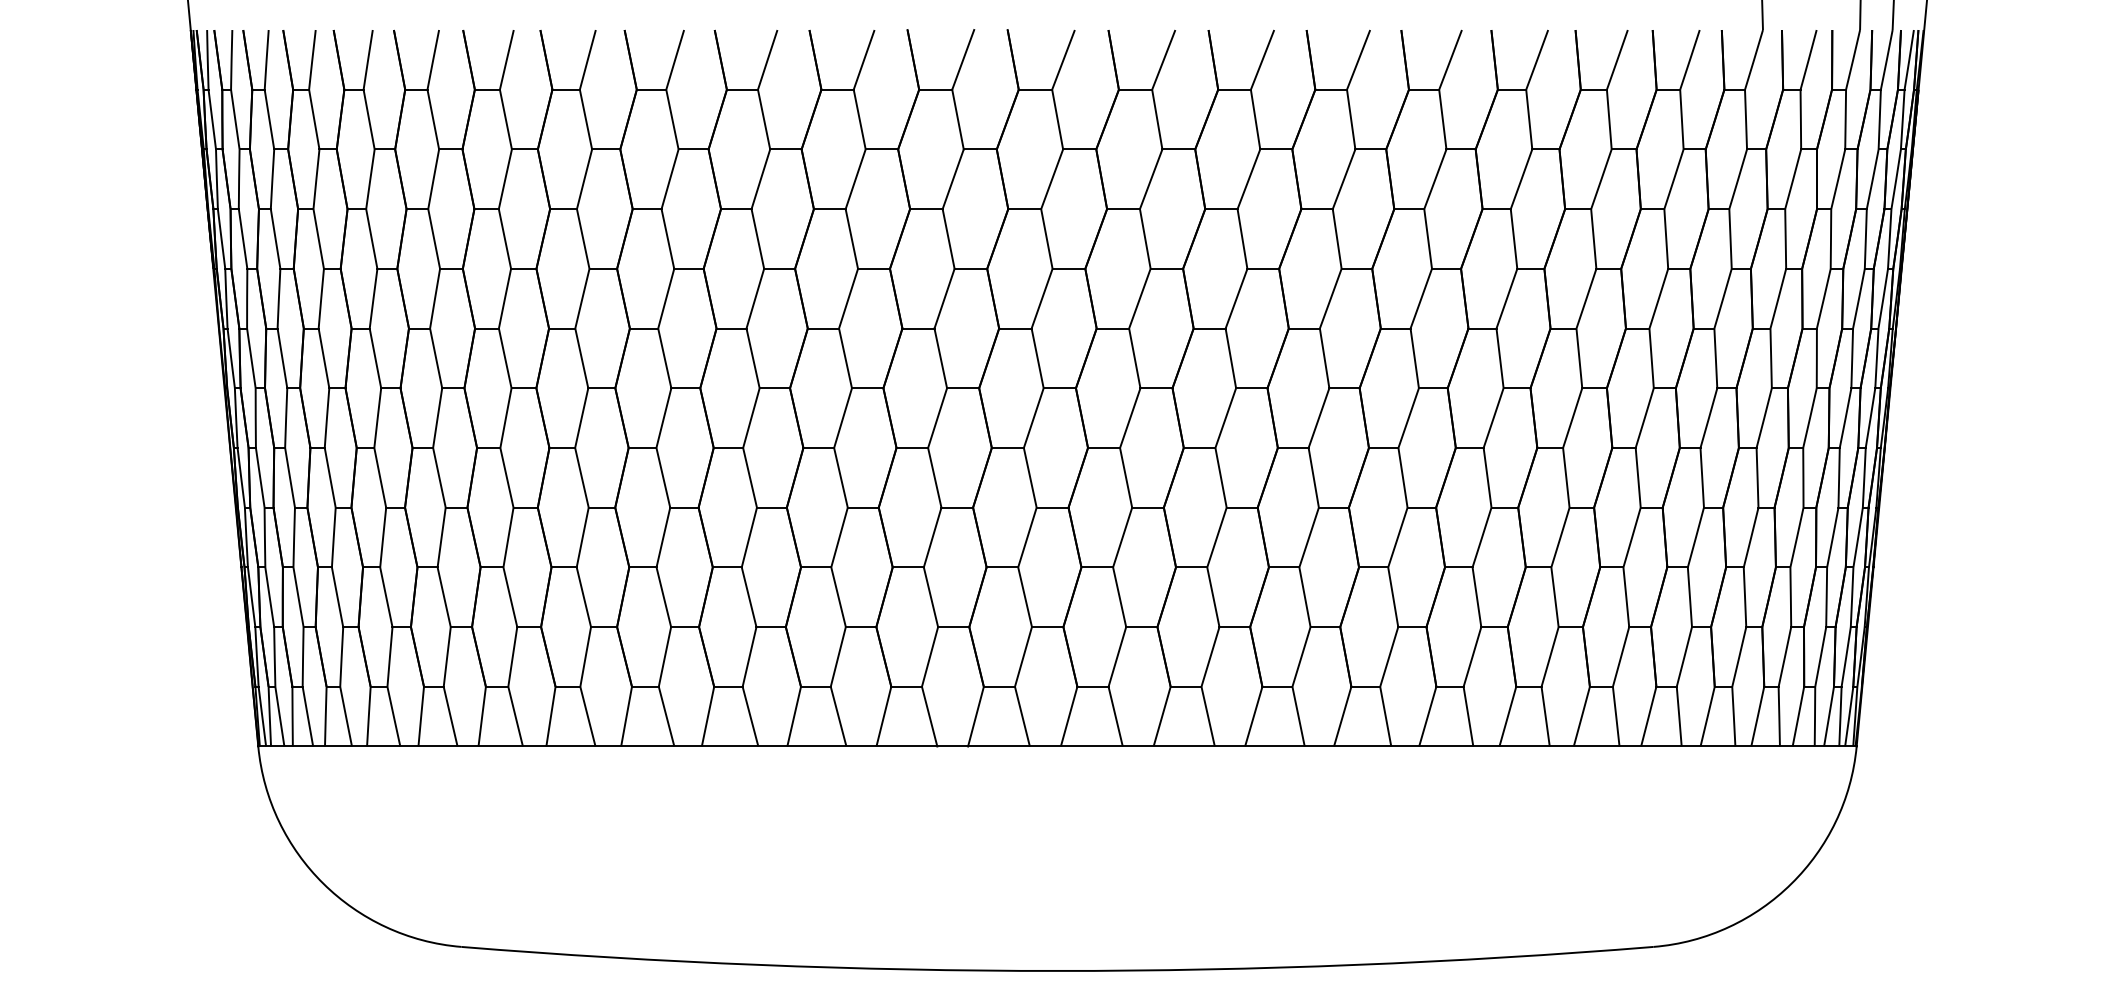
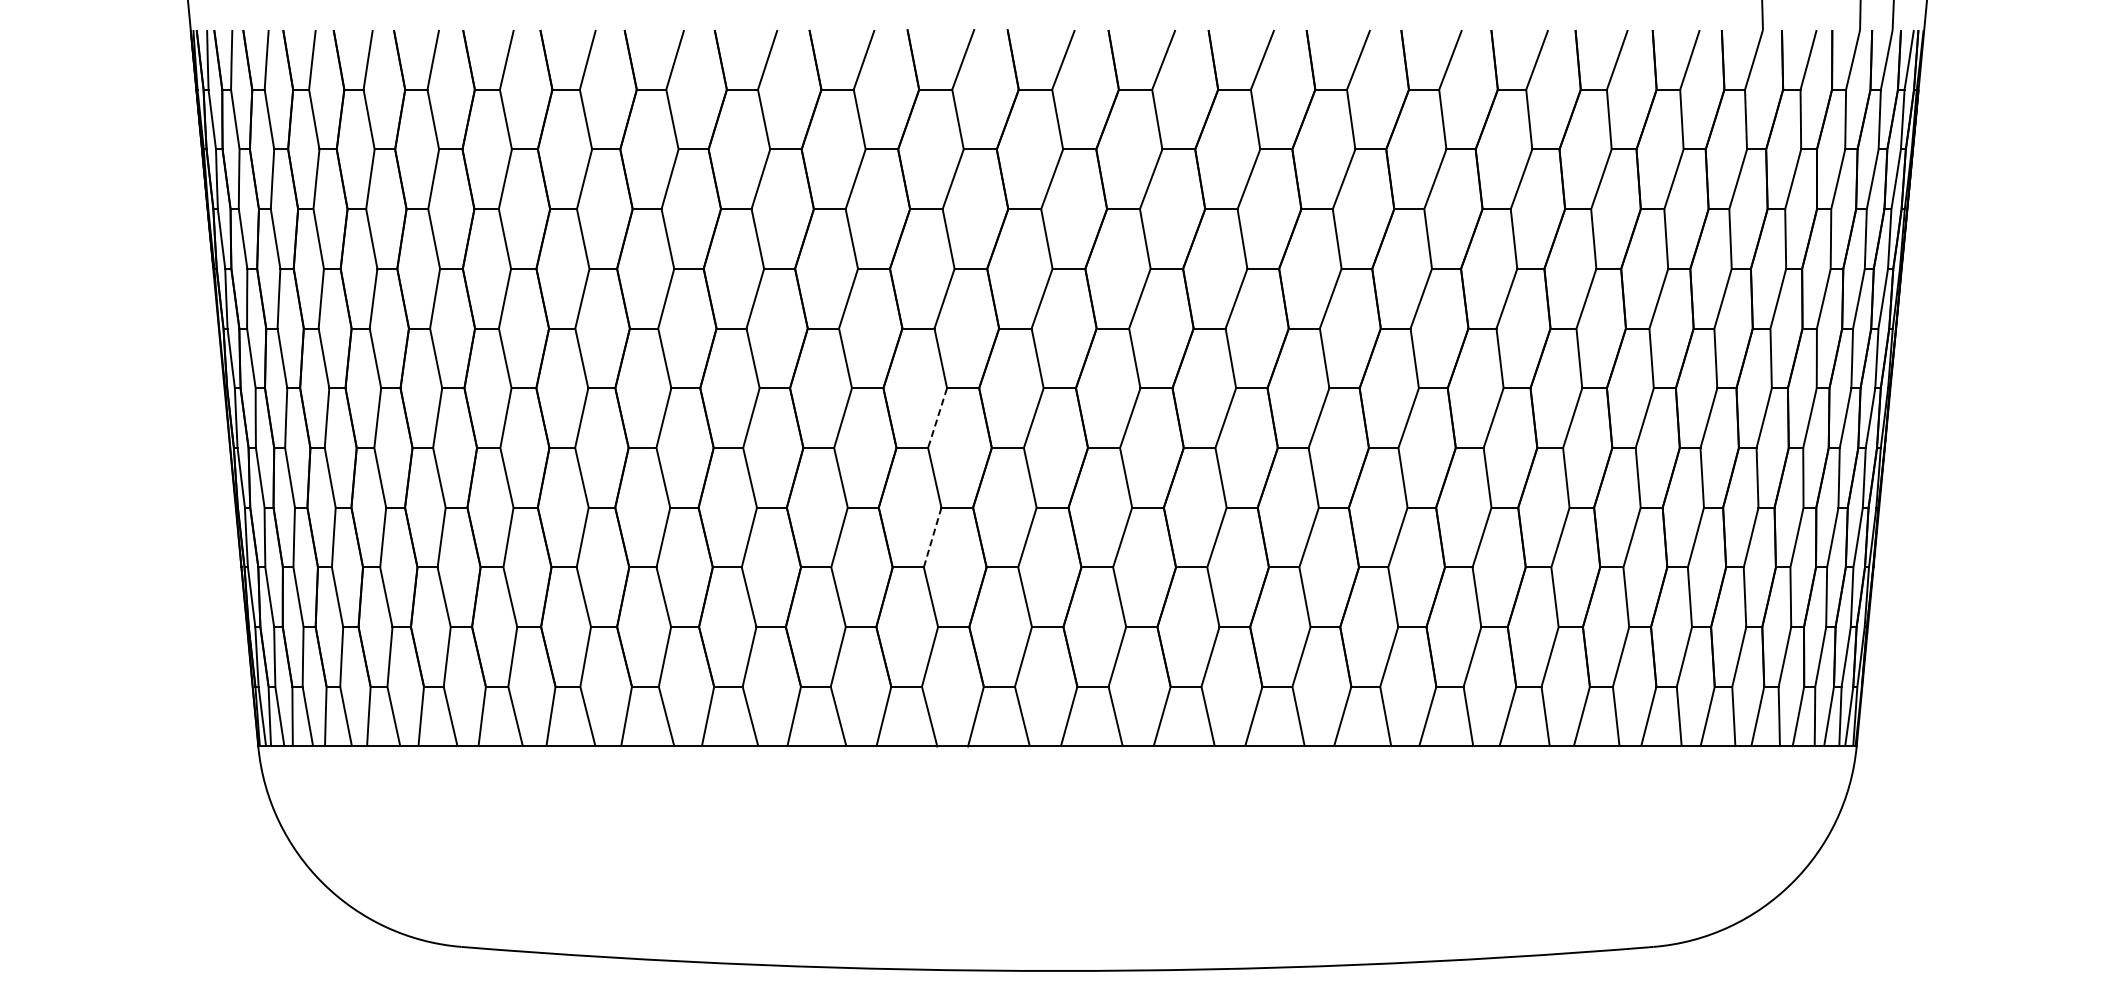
line: solid -> dashed (937, 418)
line: solid -> dashed (932, 538)
